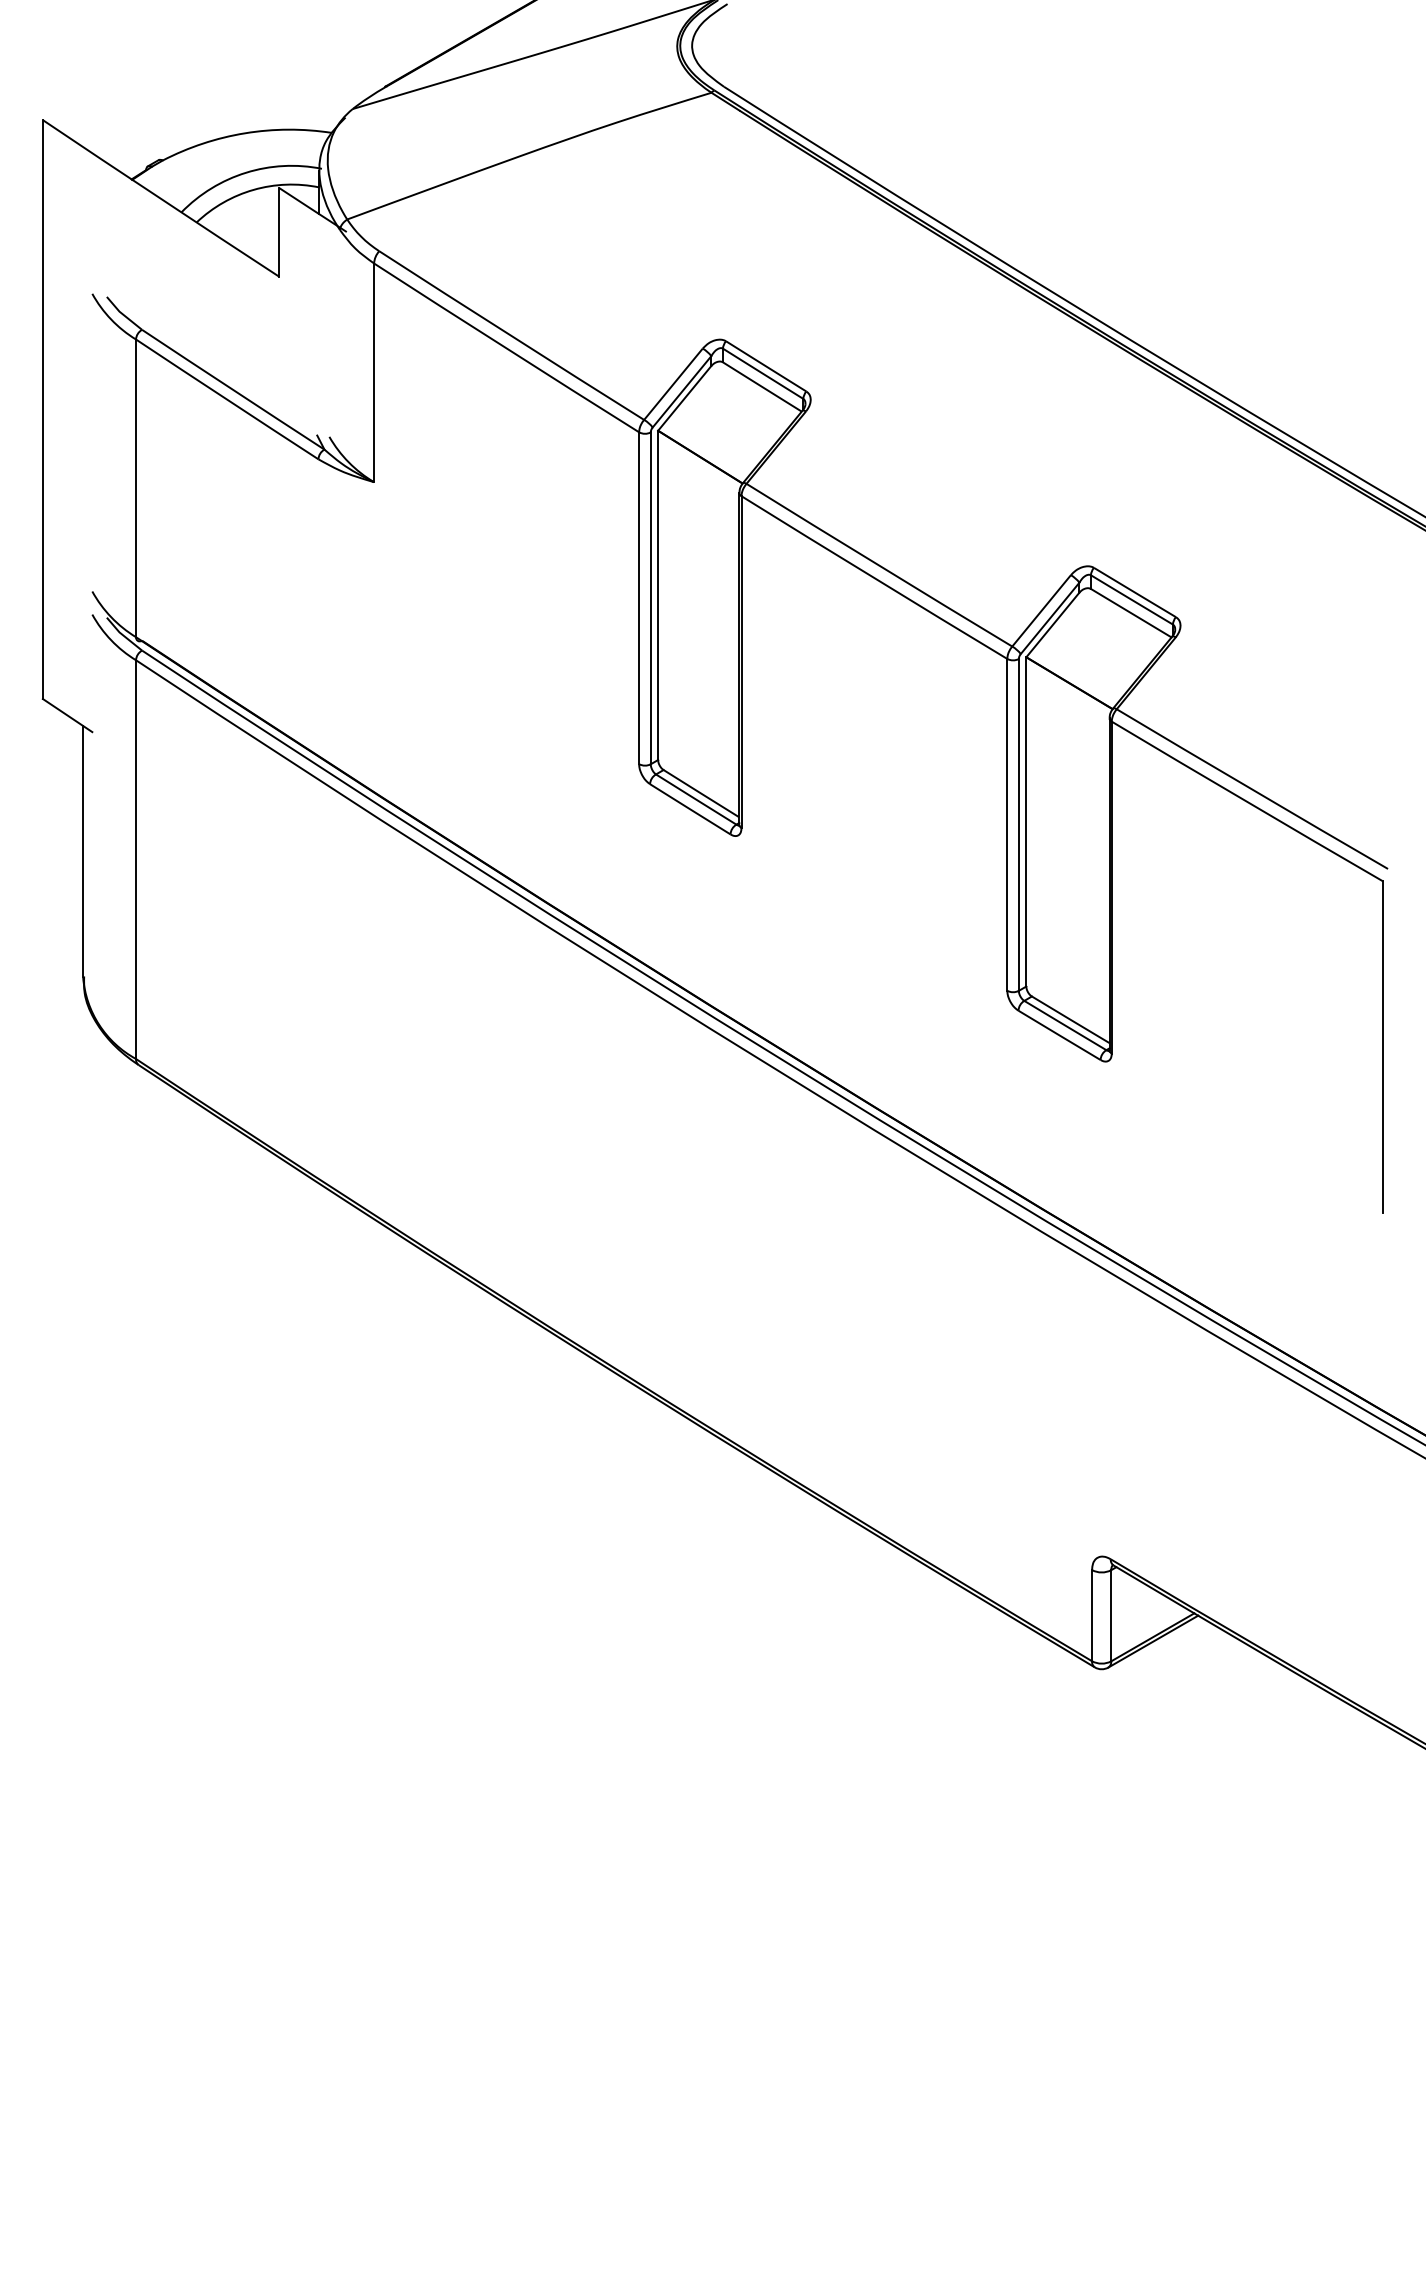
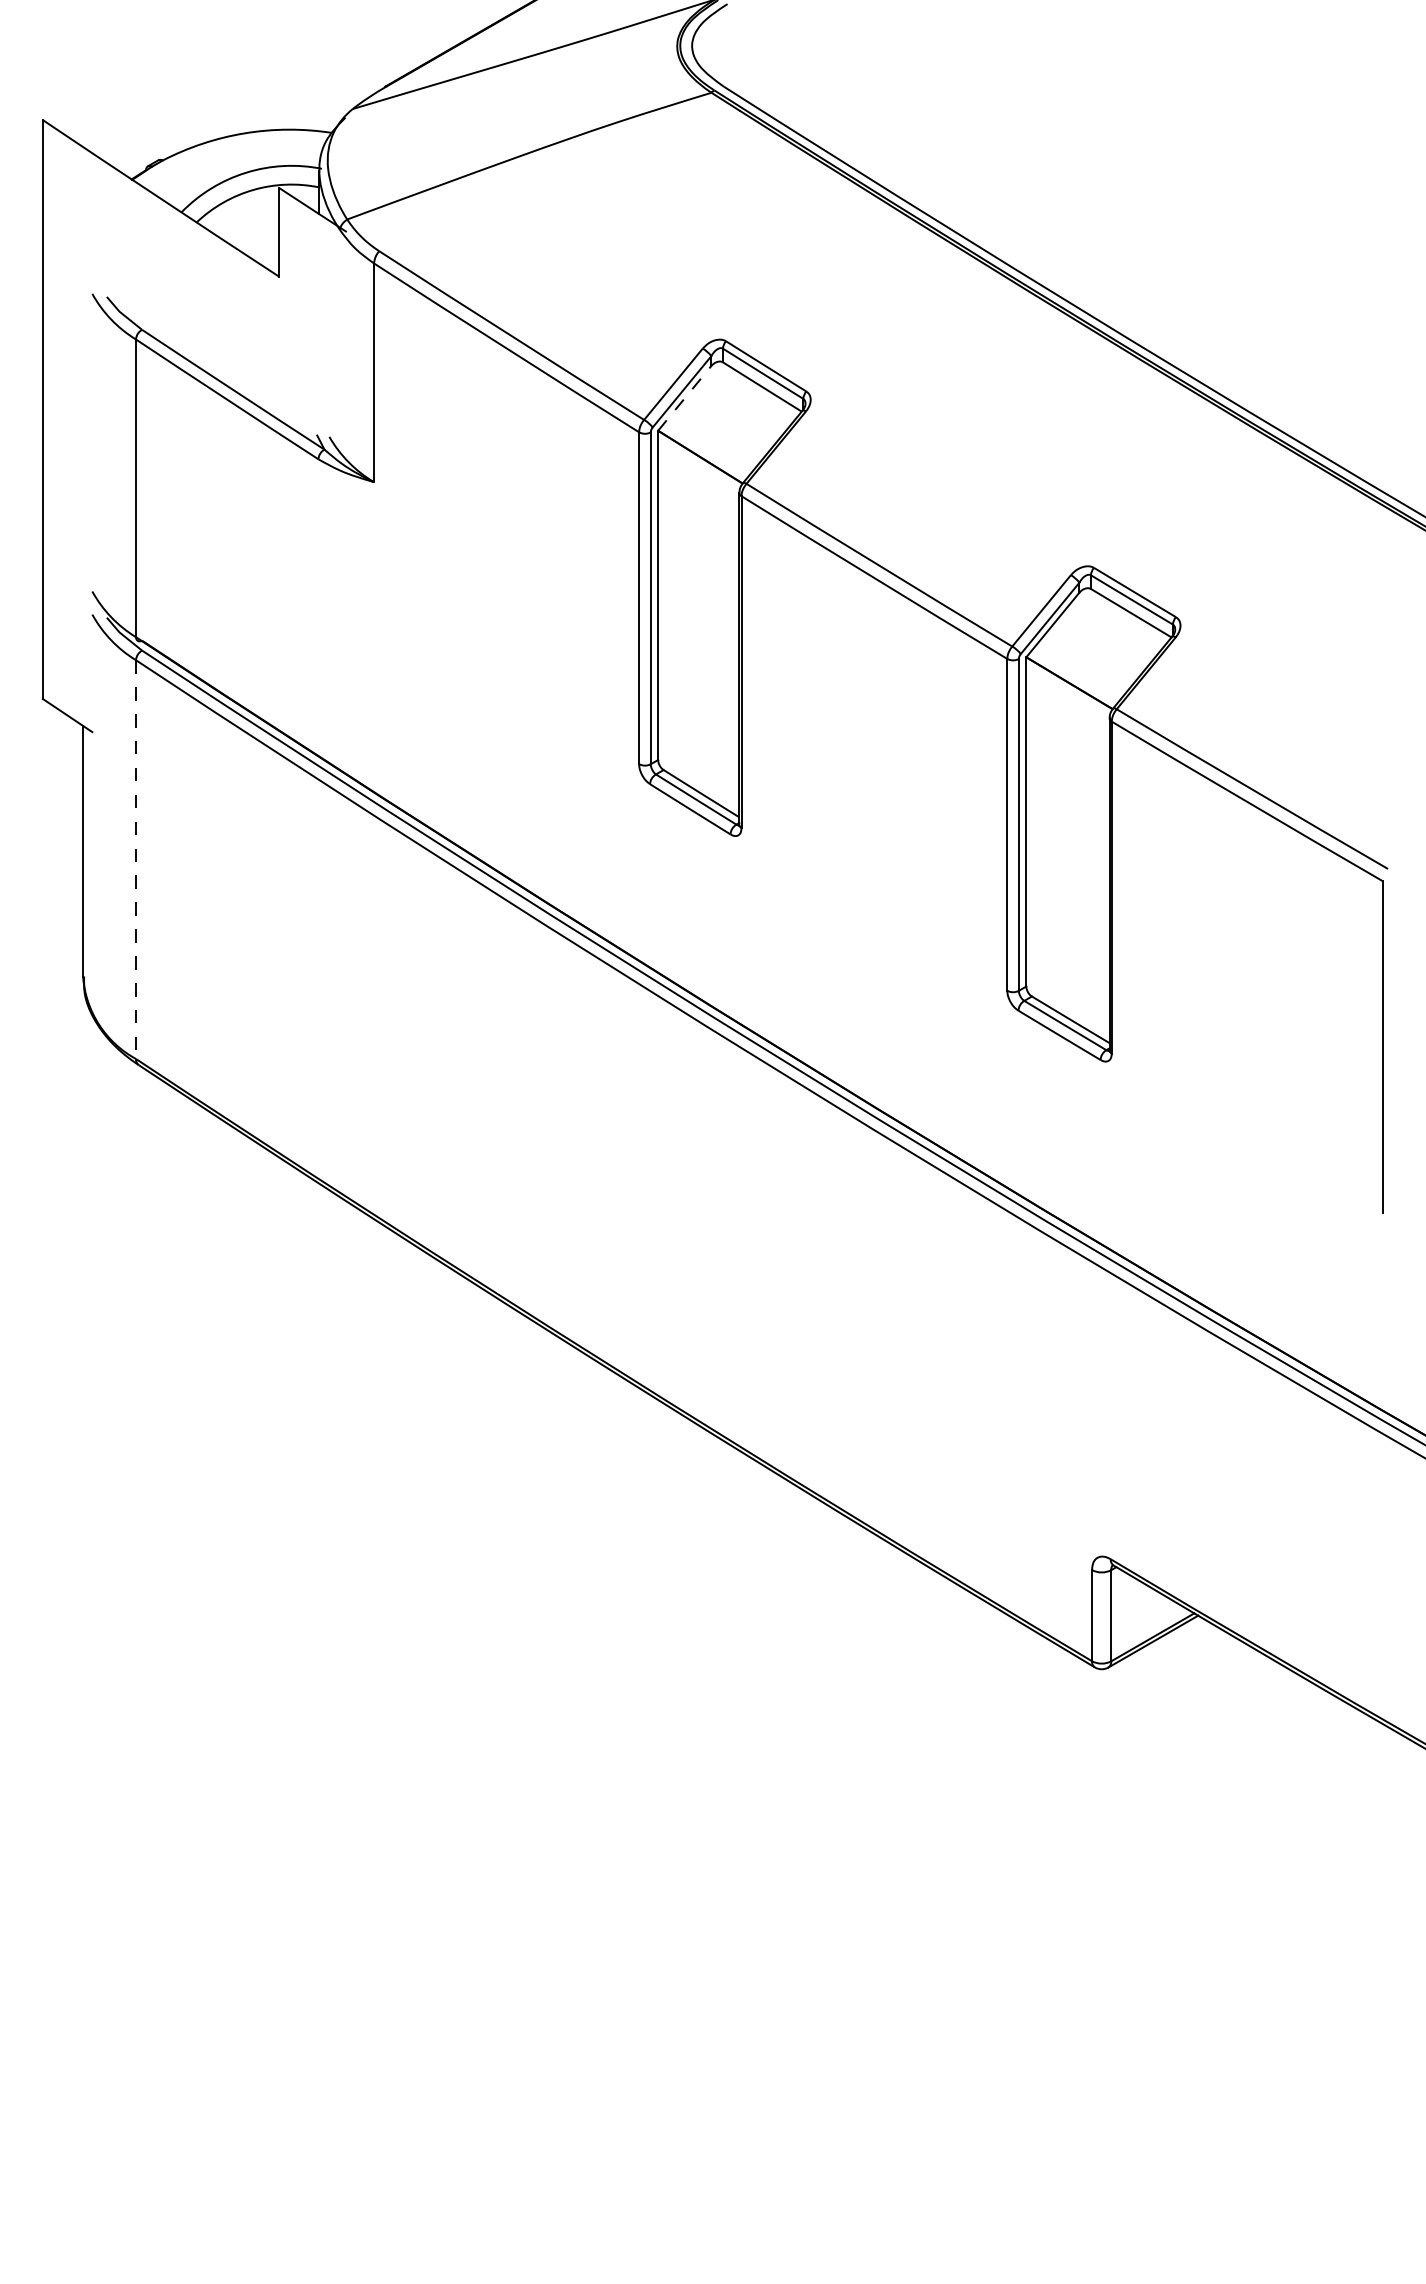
line: solid -> dashed (684, 398)
line: solid -> dashed (136, 860)
